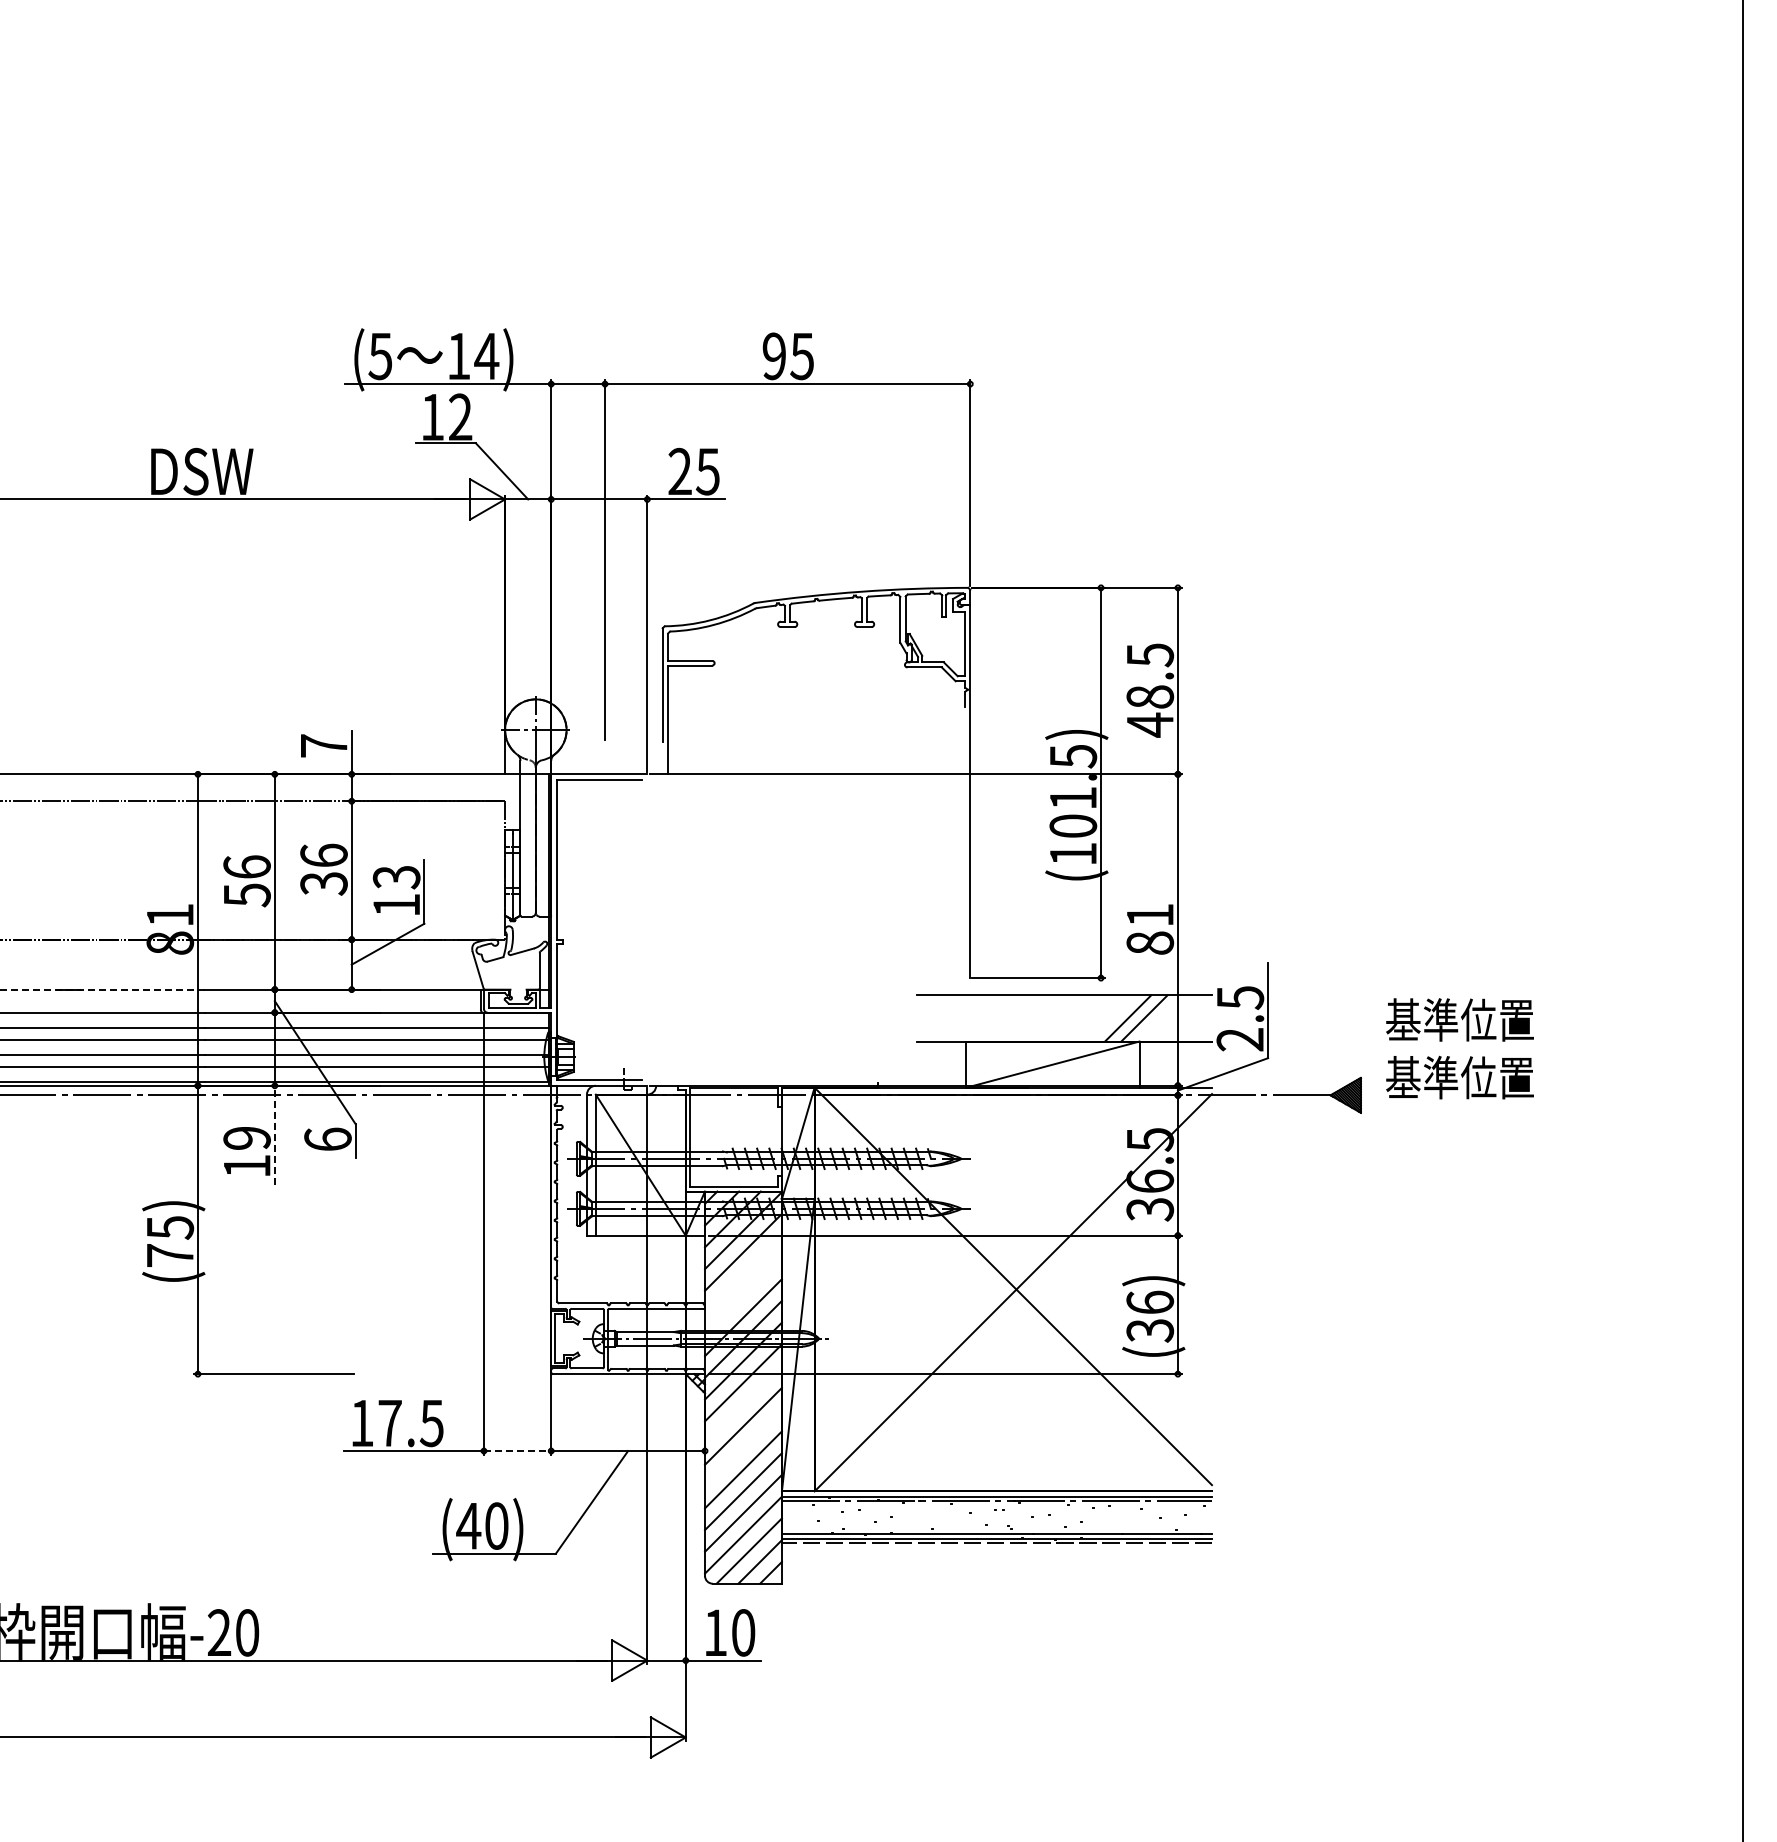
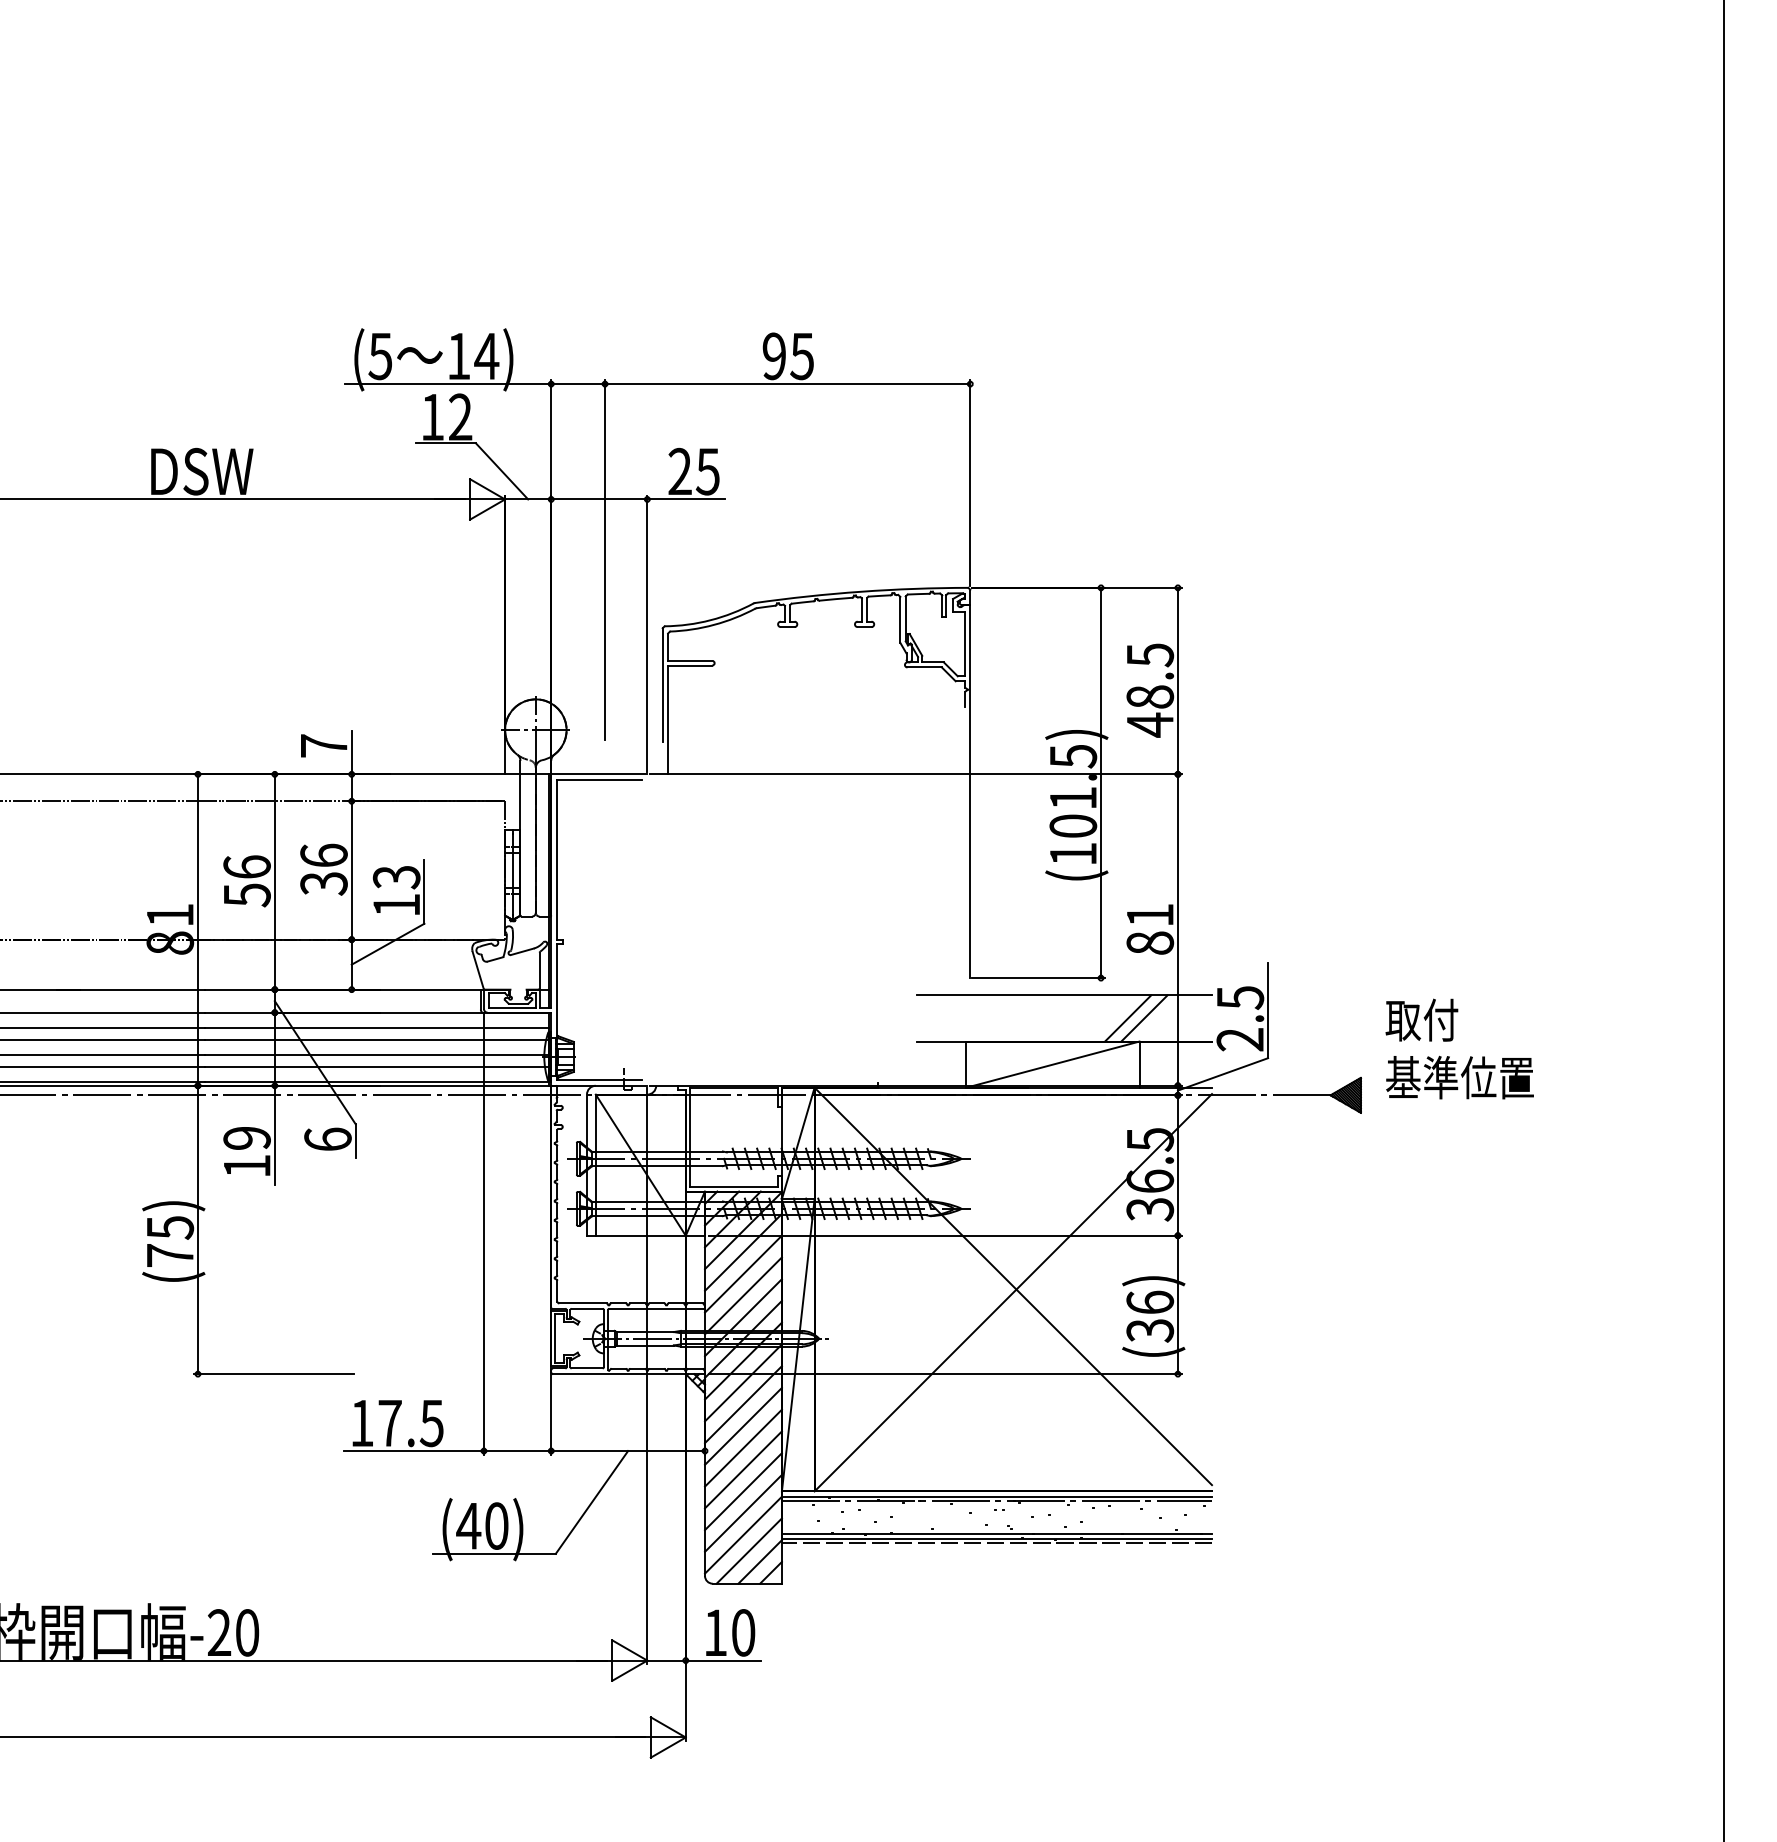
line position: (1742, 920) -> (1723, 920) (1723, 920)
line: dashed -> solid (102, 989)
text: 基準位置 -> 取付 (1459, 1019)
line: dashed -> solid (274, 1134)
line: none -> present (743, 1273)
line: none -> present (743, 1295)
line: none -> present (743, 1404)
line: none -> present (743, 1447)
line: dashed -> solid (517, 1451)
